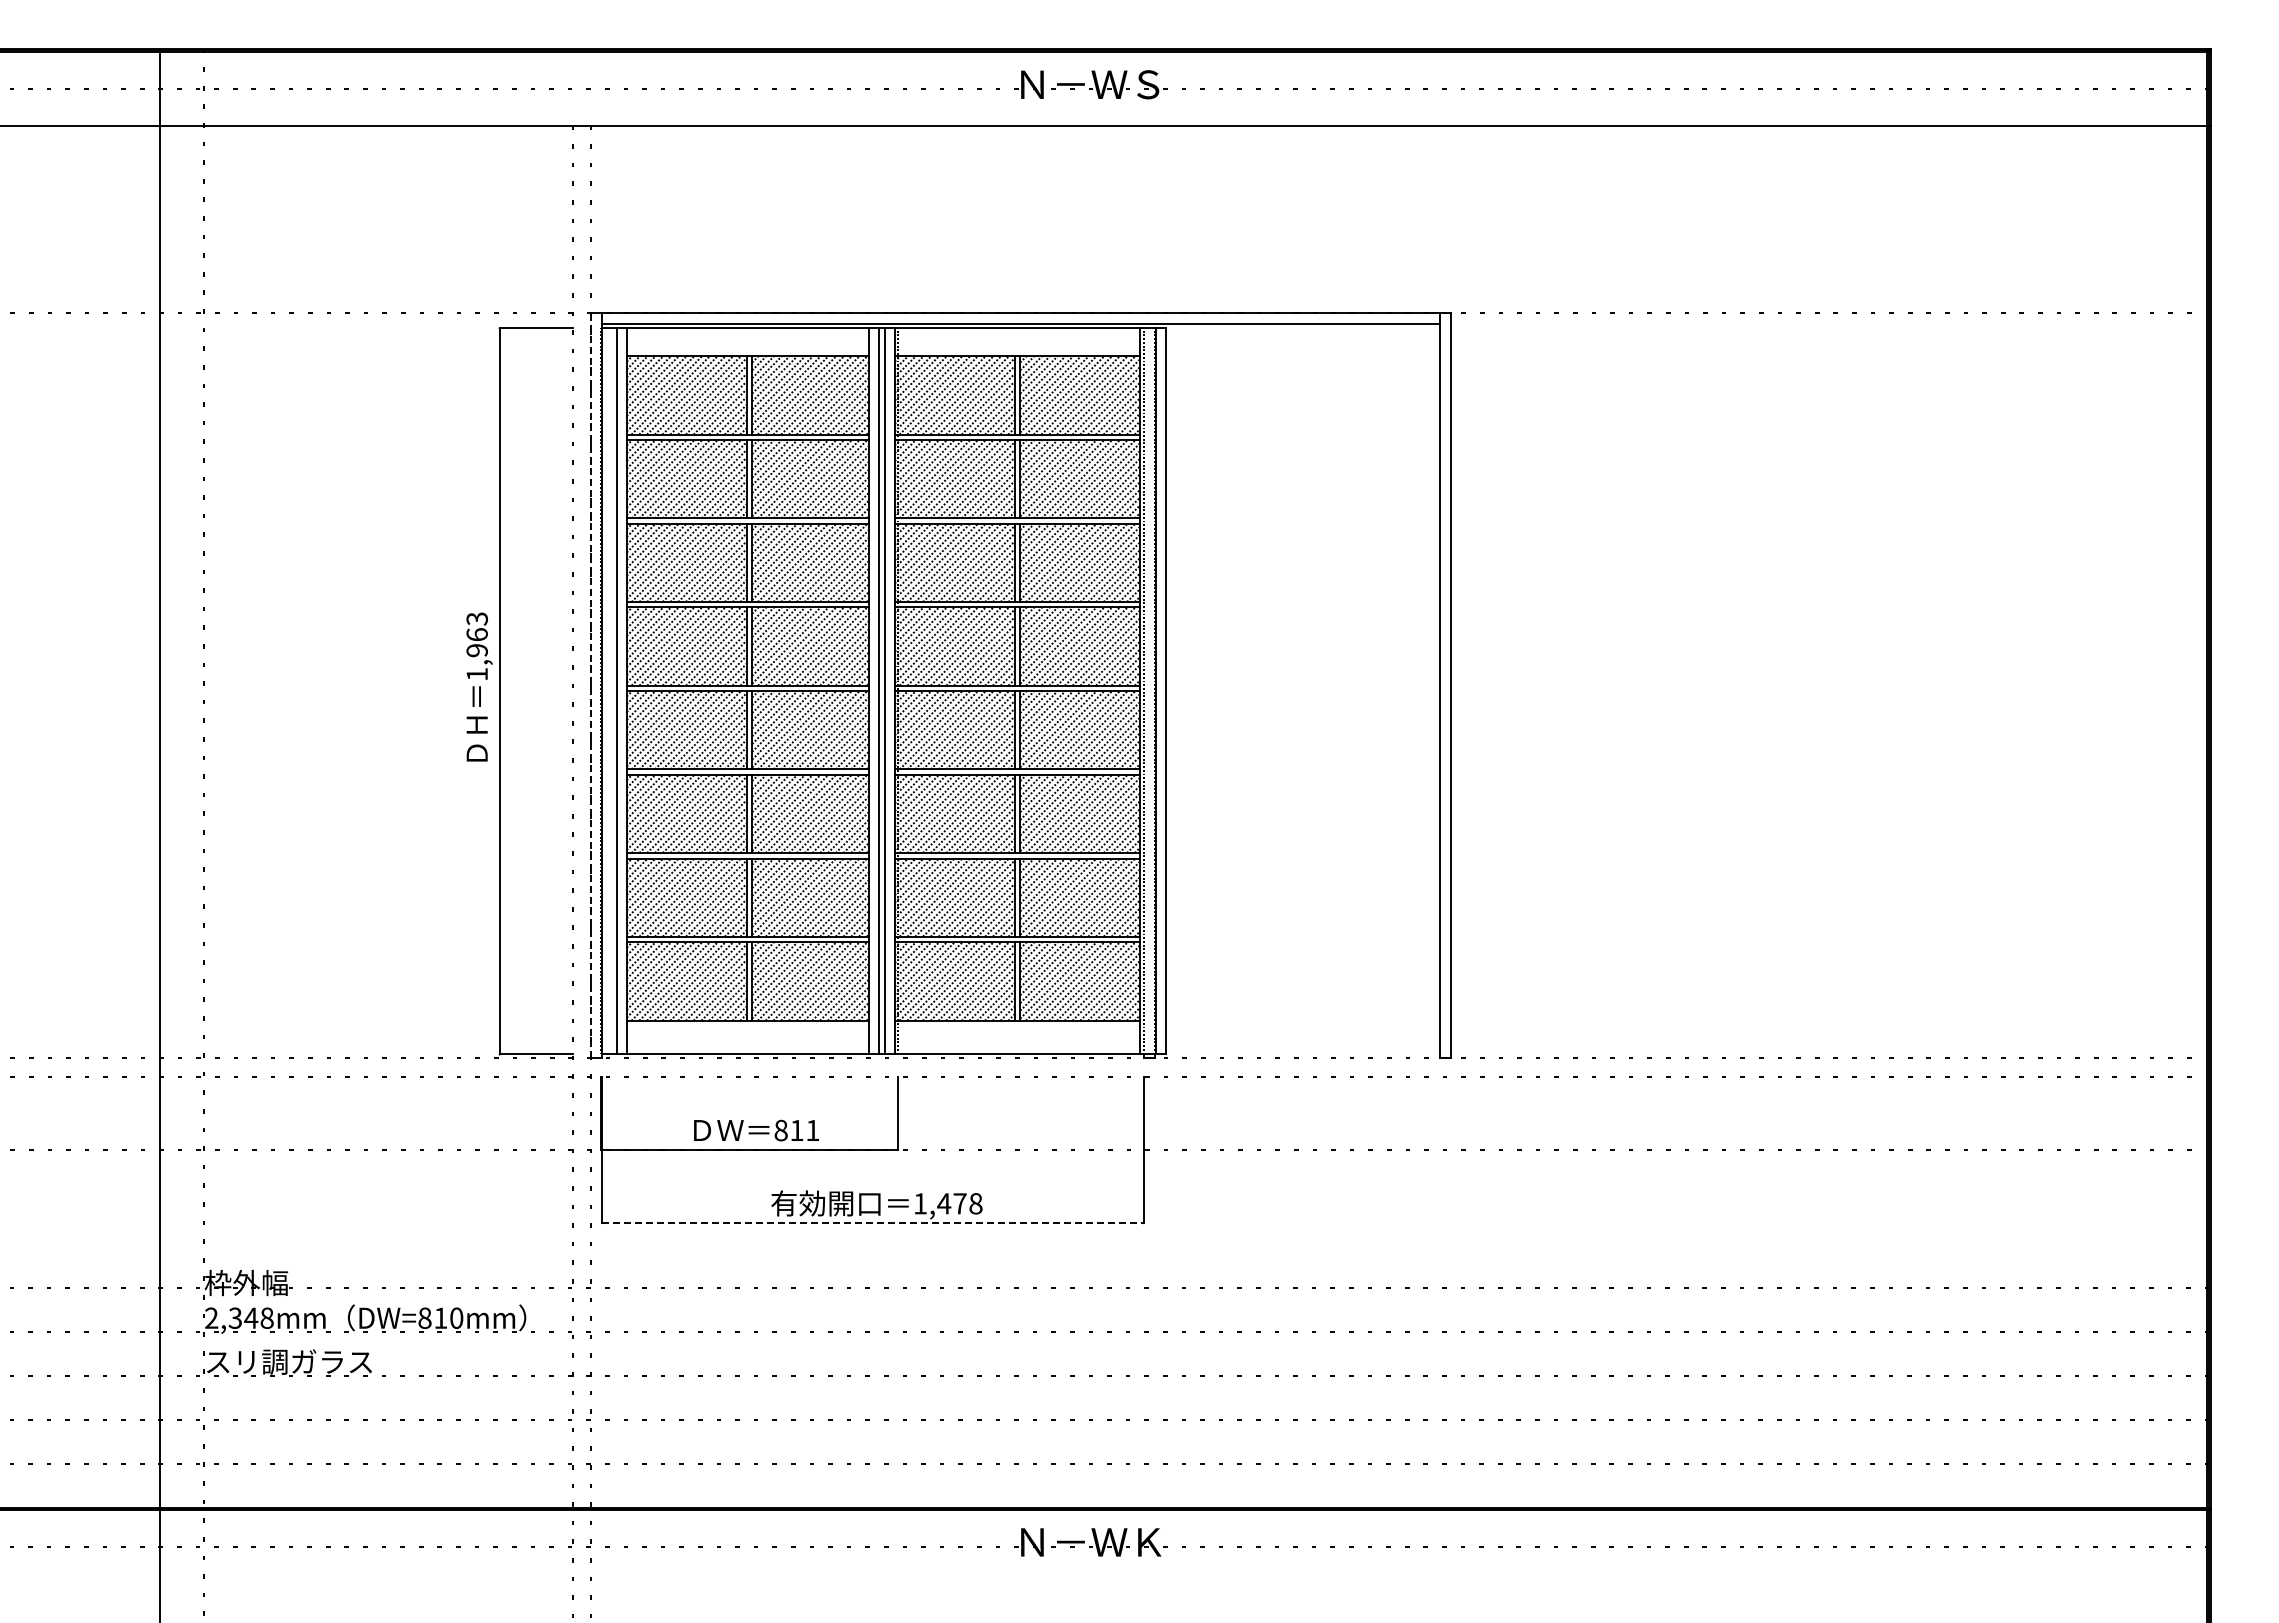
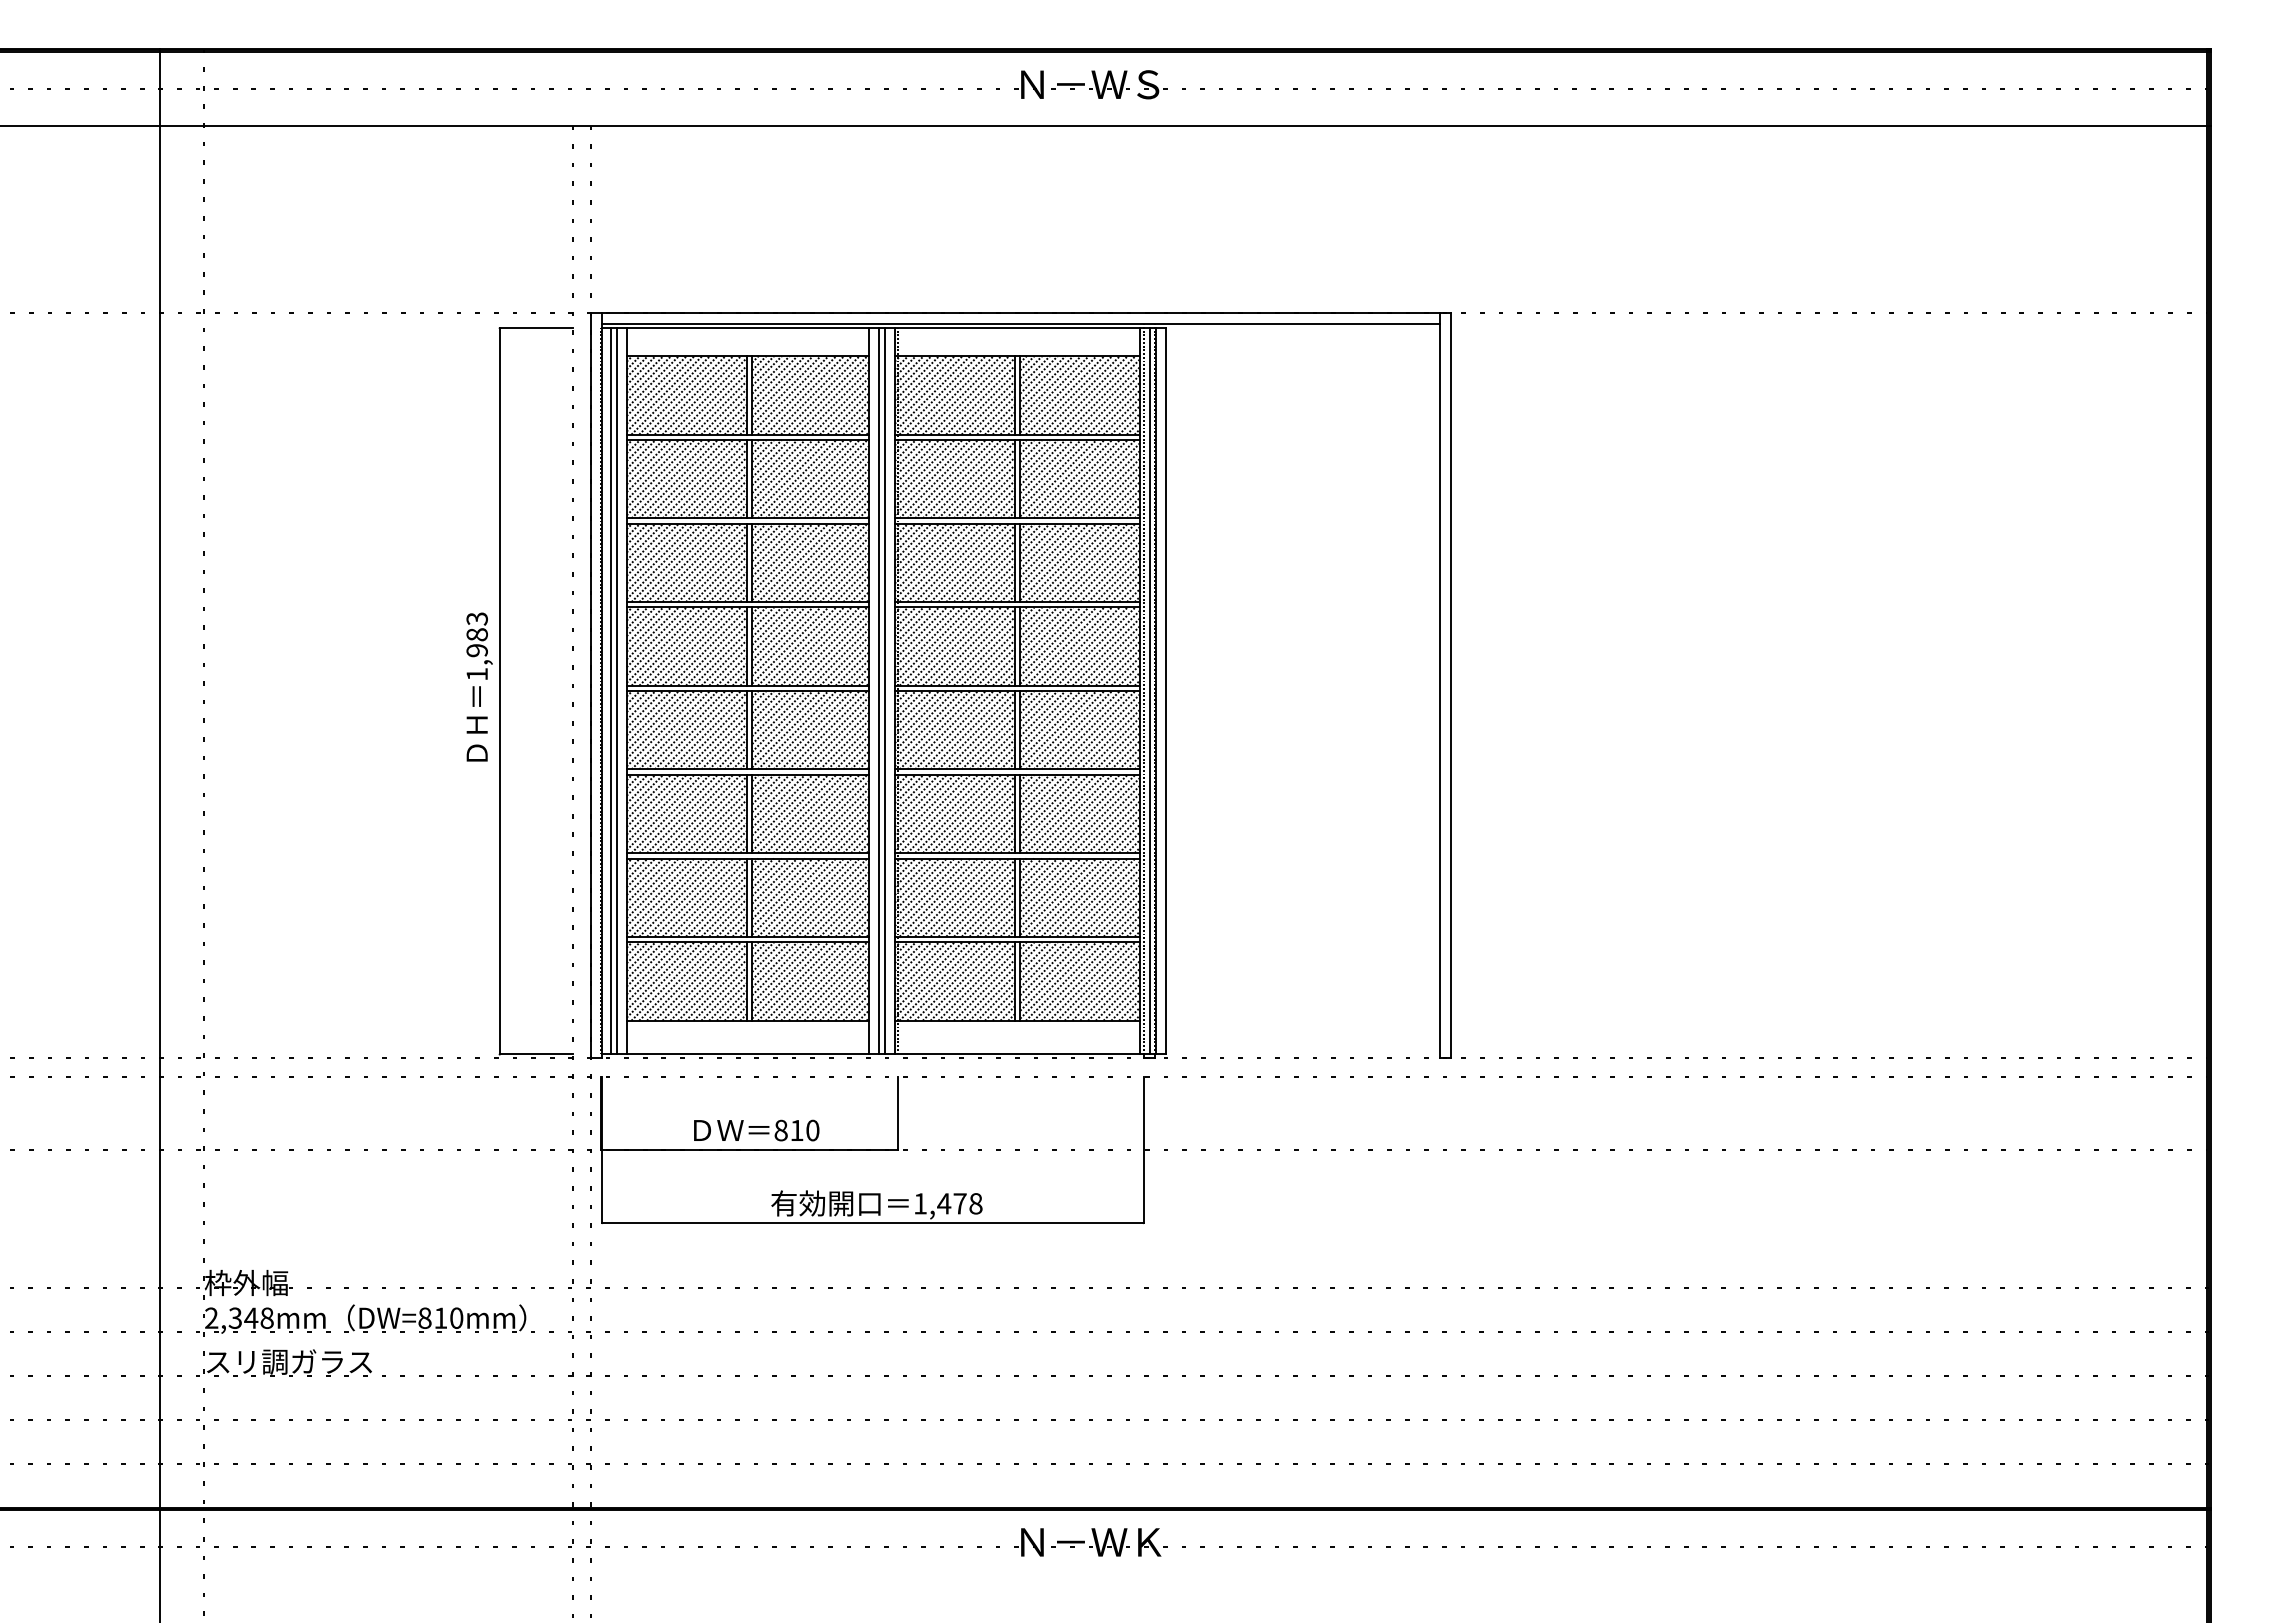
text: 1,963 -> 1,983 (476, 634)
line: dashed -> solid (591, 685)
line: none -> present (611, 691)
line: none -> present (1150, 691)
text: 811 -> 810 (812, 1130)
line: dashed -> solid (872, 1223)
